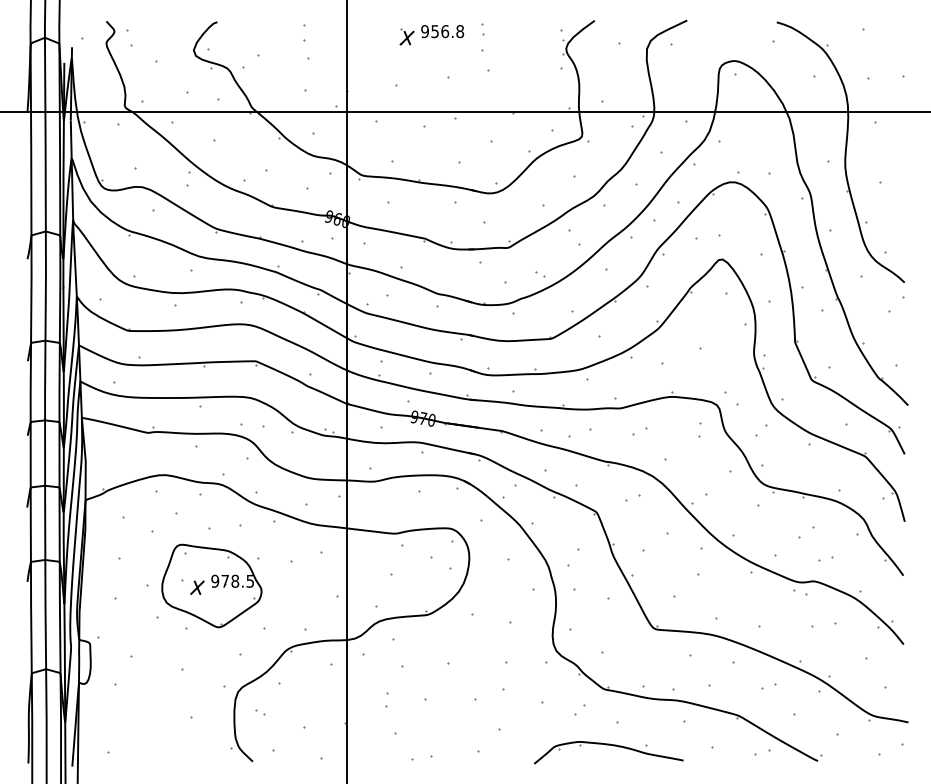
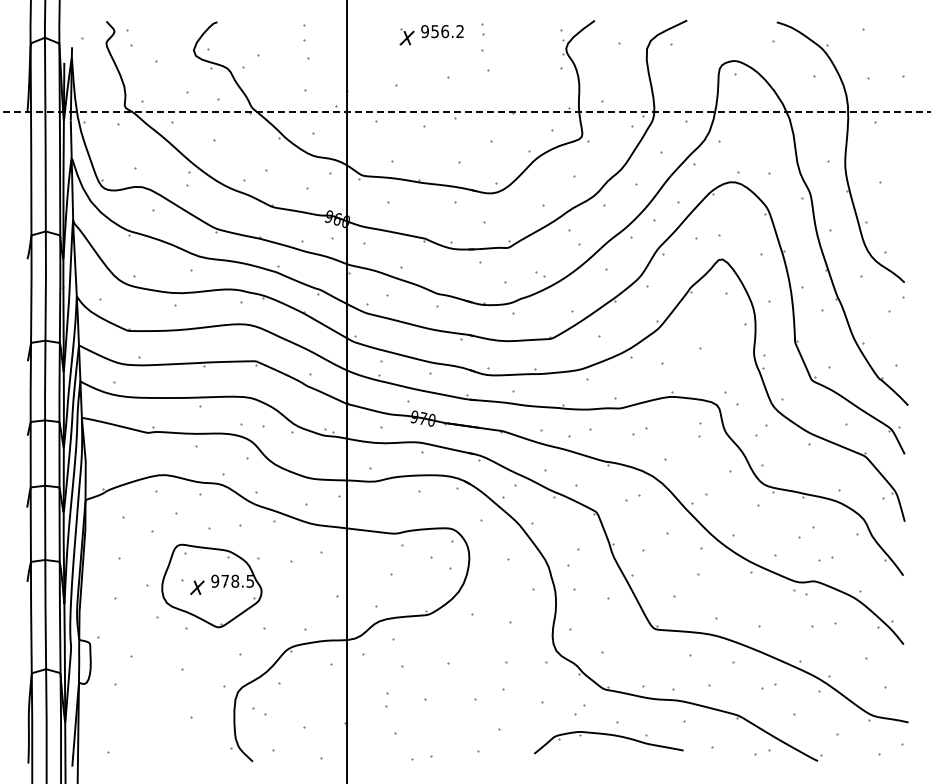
text: 956.8 -> 956.2 (460, 31)
line: solid -> dashed (465, 112)
part size: 11x7 px -> 15x9 px (259, 711)
part position: (608, 745) -> (608, 735) (608, 735)
